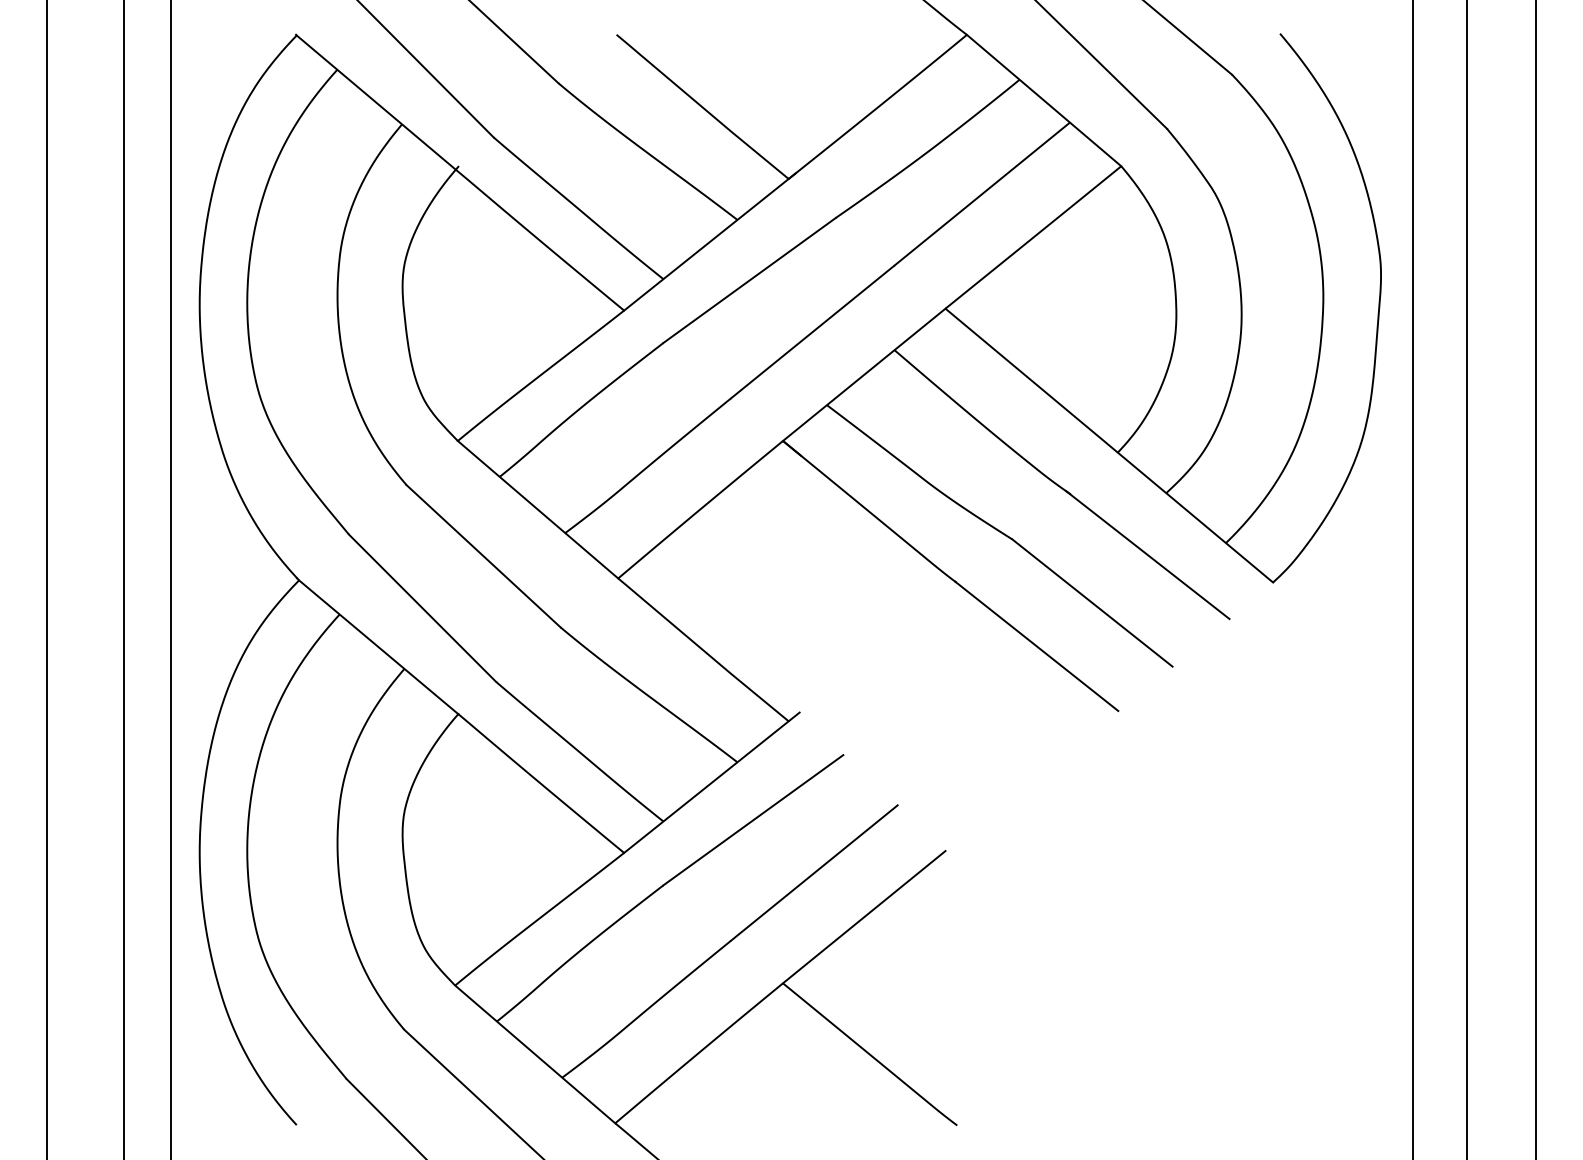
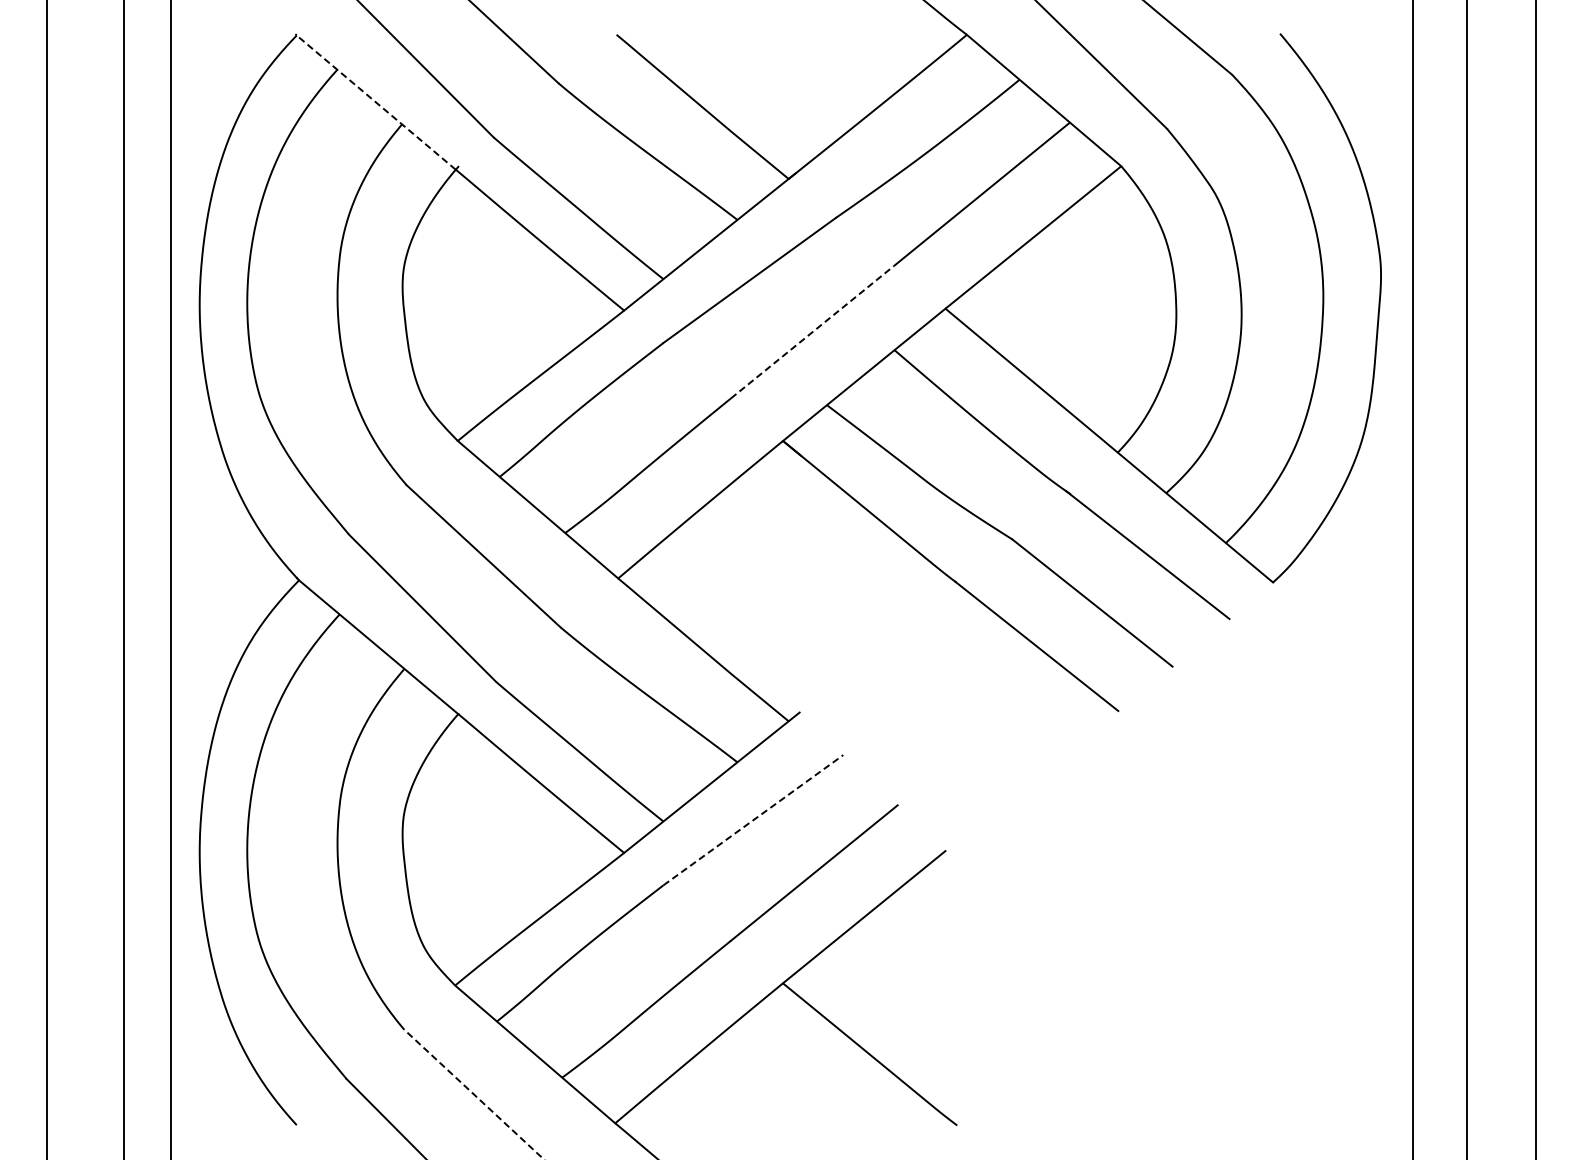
line: solid -> dashed (375, 102)
line: solid -> dashed (812, 331)
line: solid -> dashed (753, 819)
line: solid -> dashed (474, 1094)
